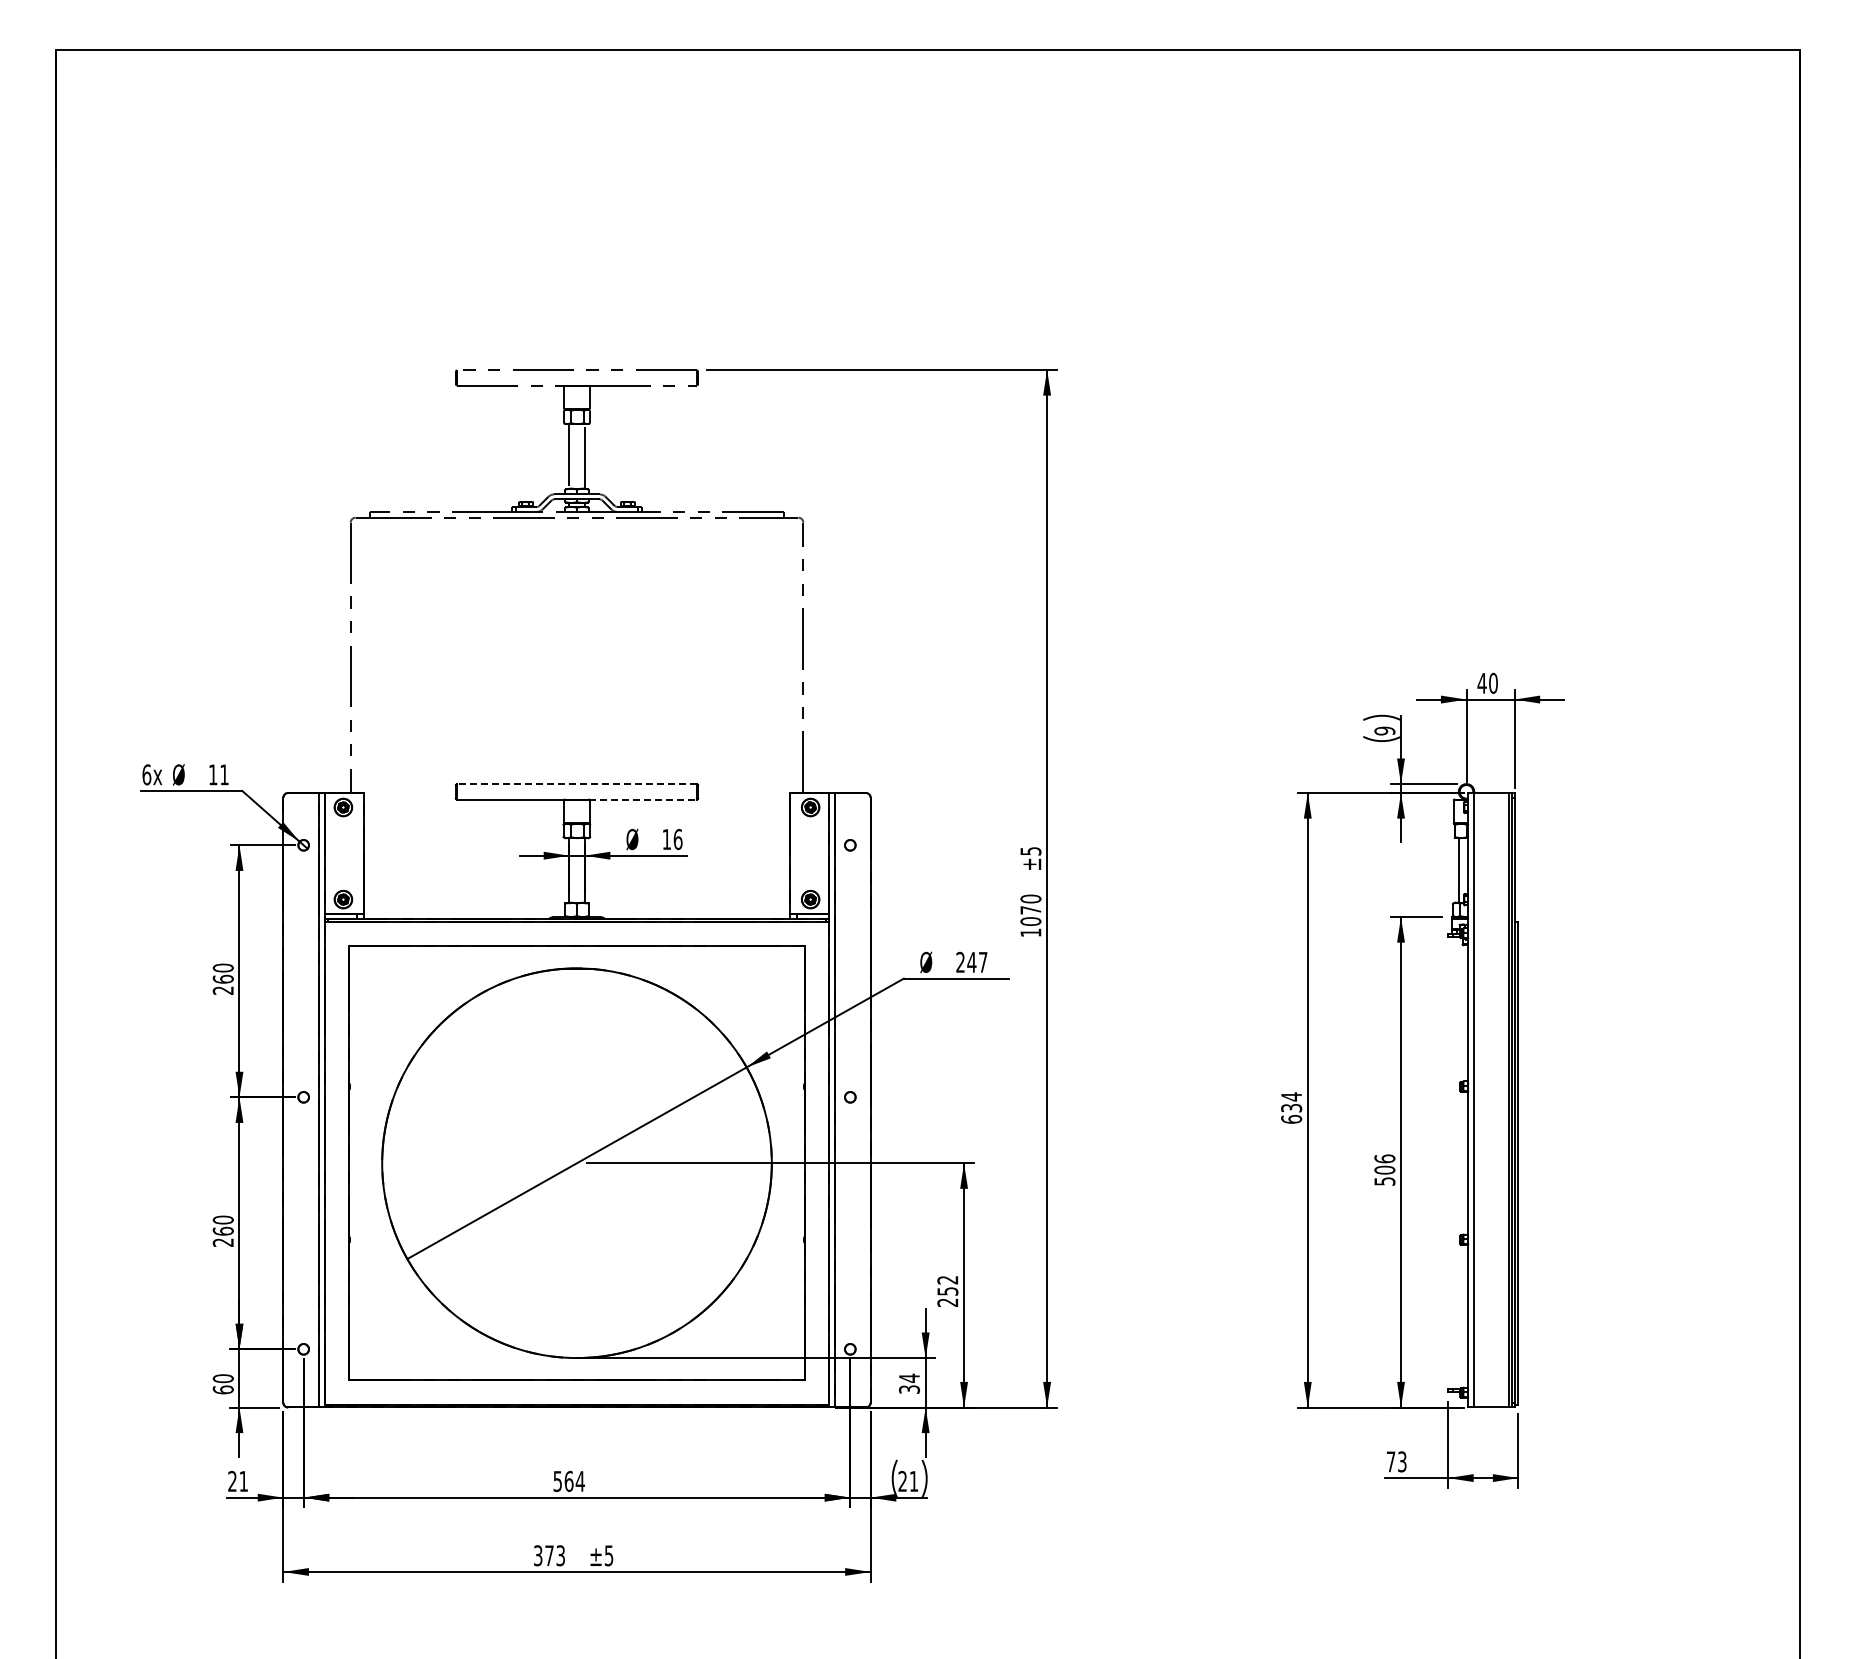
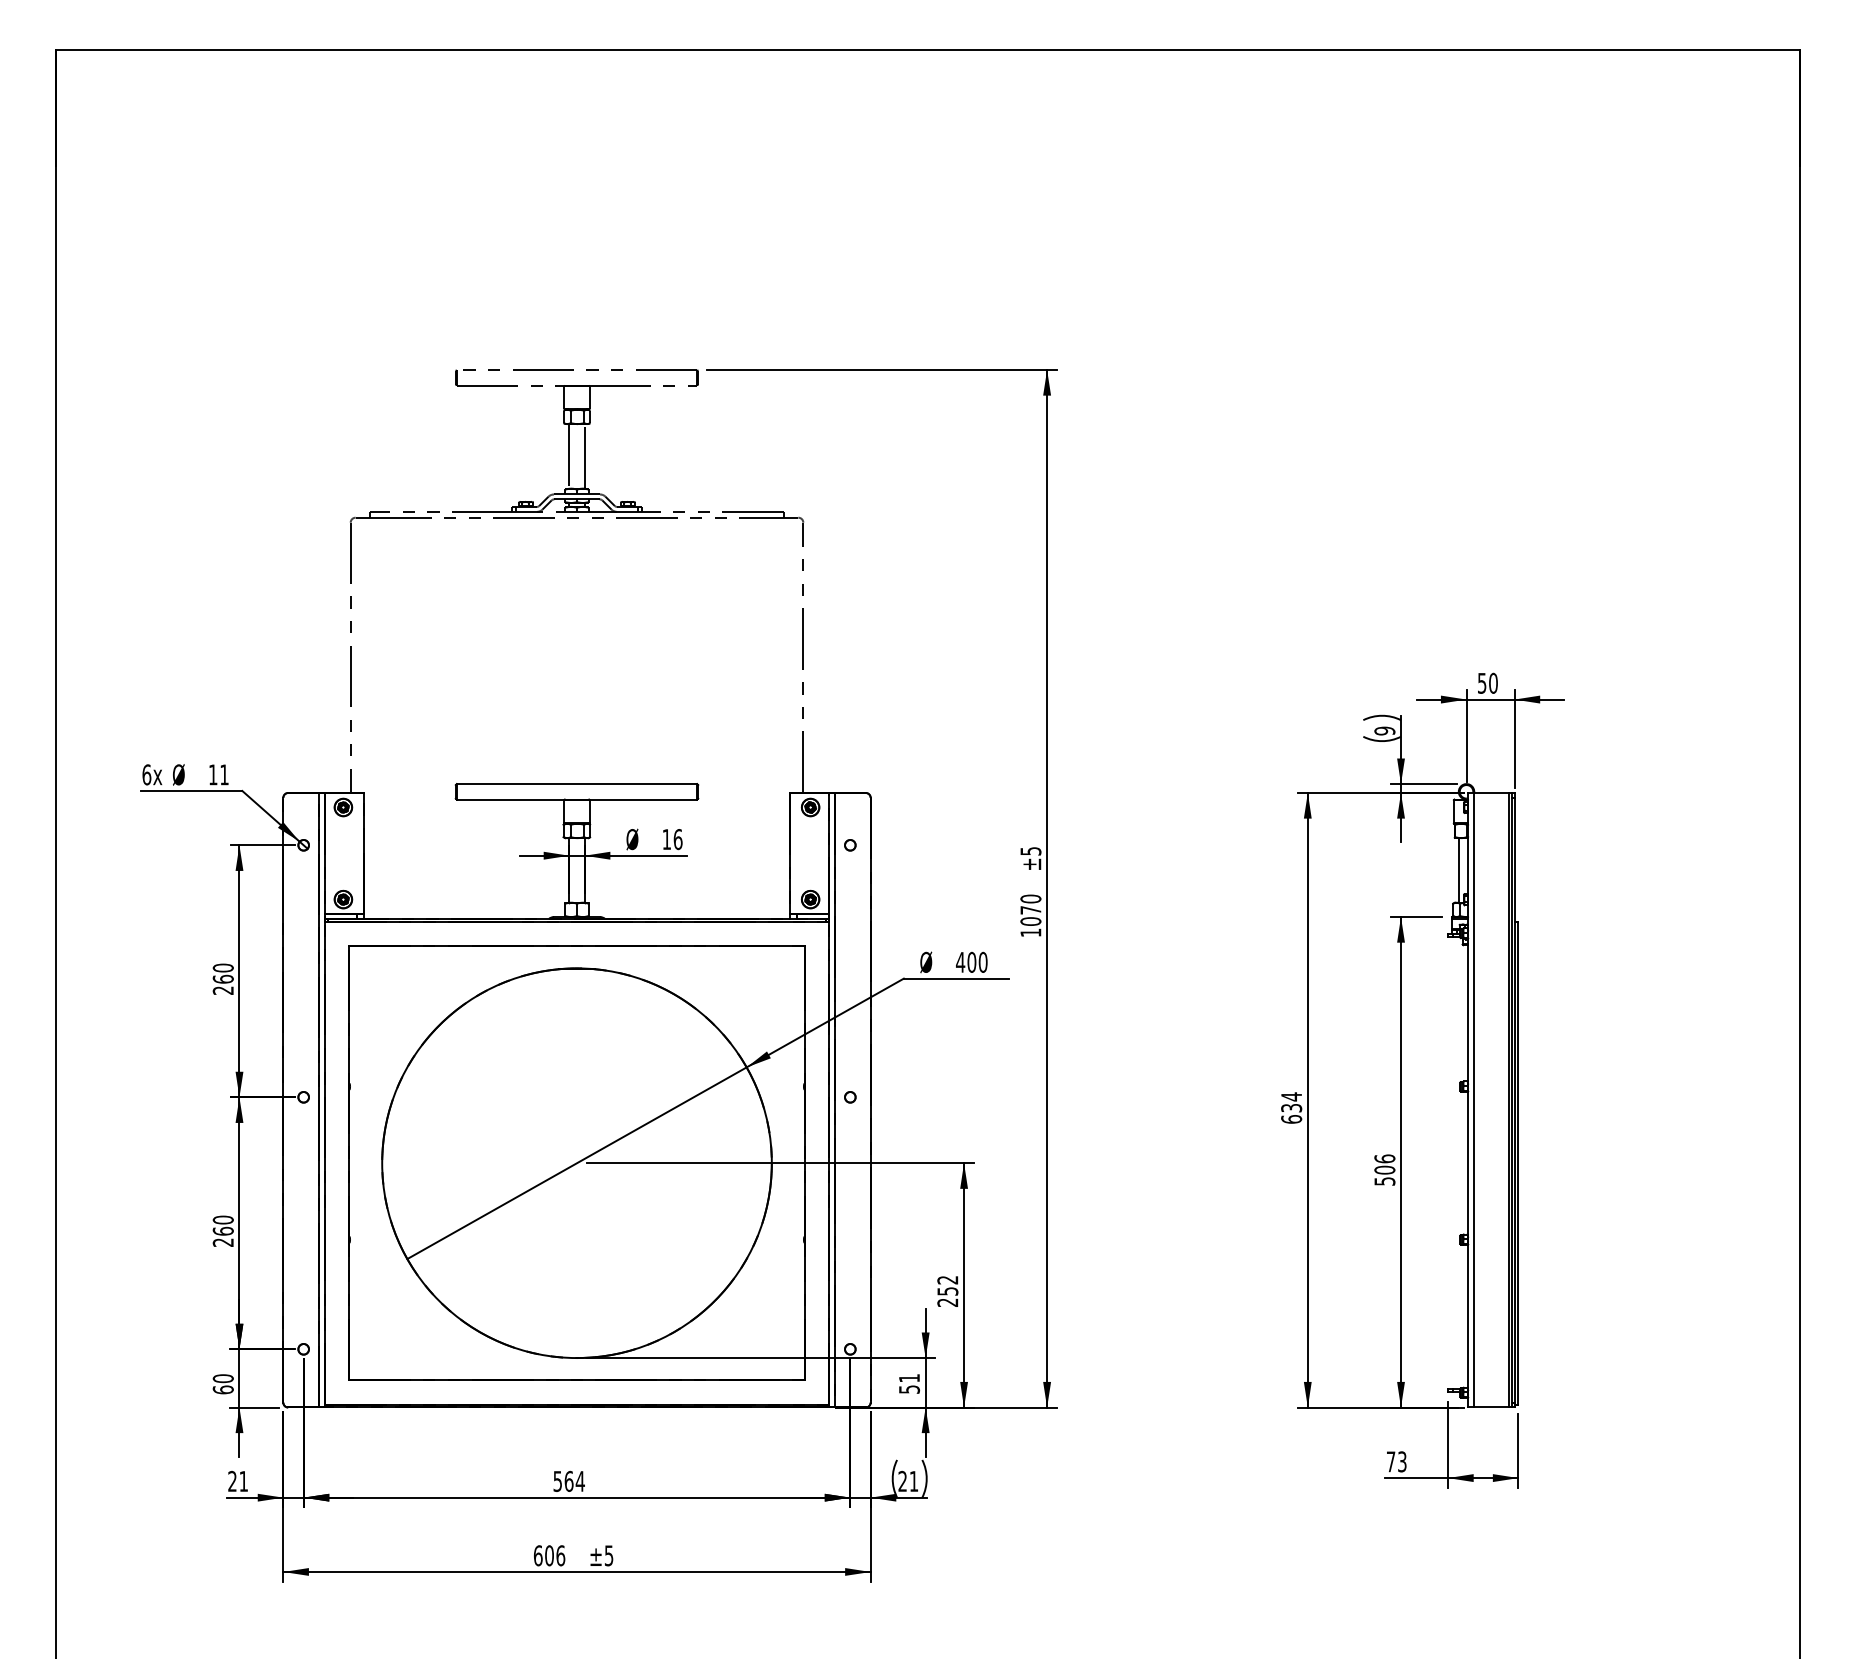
text: 40 -> 50 (1481, 683)
line: dashed -> solid (576, 784)
line: dashed -> solid (643, 799)
text: 247 -> 400 (971, 961)
text: 34 -> 51 (908, 1383)
text: 373 -> 606 (549, 1555)
